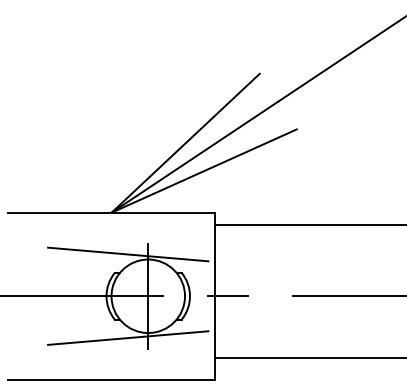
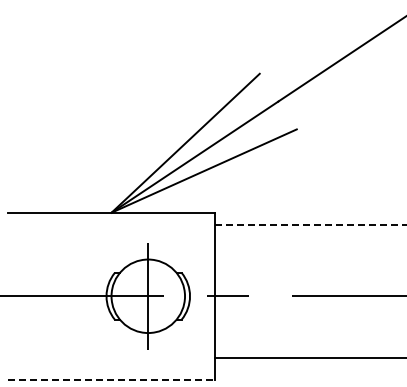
line: solid -> dashed (311, 224)
line: present -> none (128, 254)
line: present -> none (128, 337)
line: solid -> dashed (111, 379)
